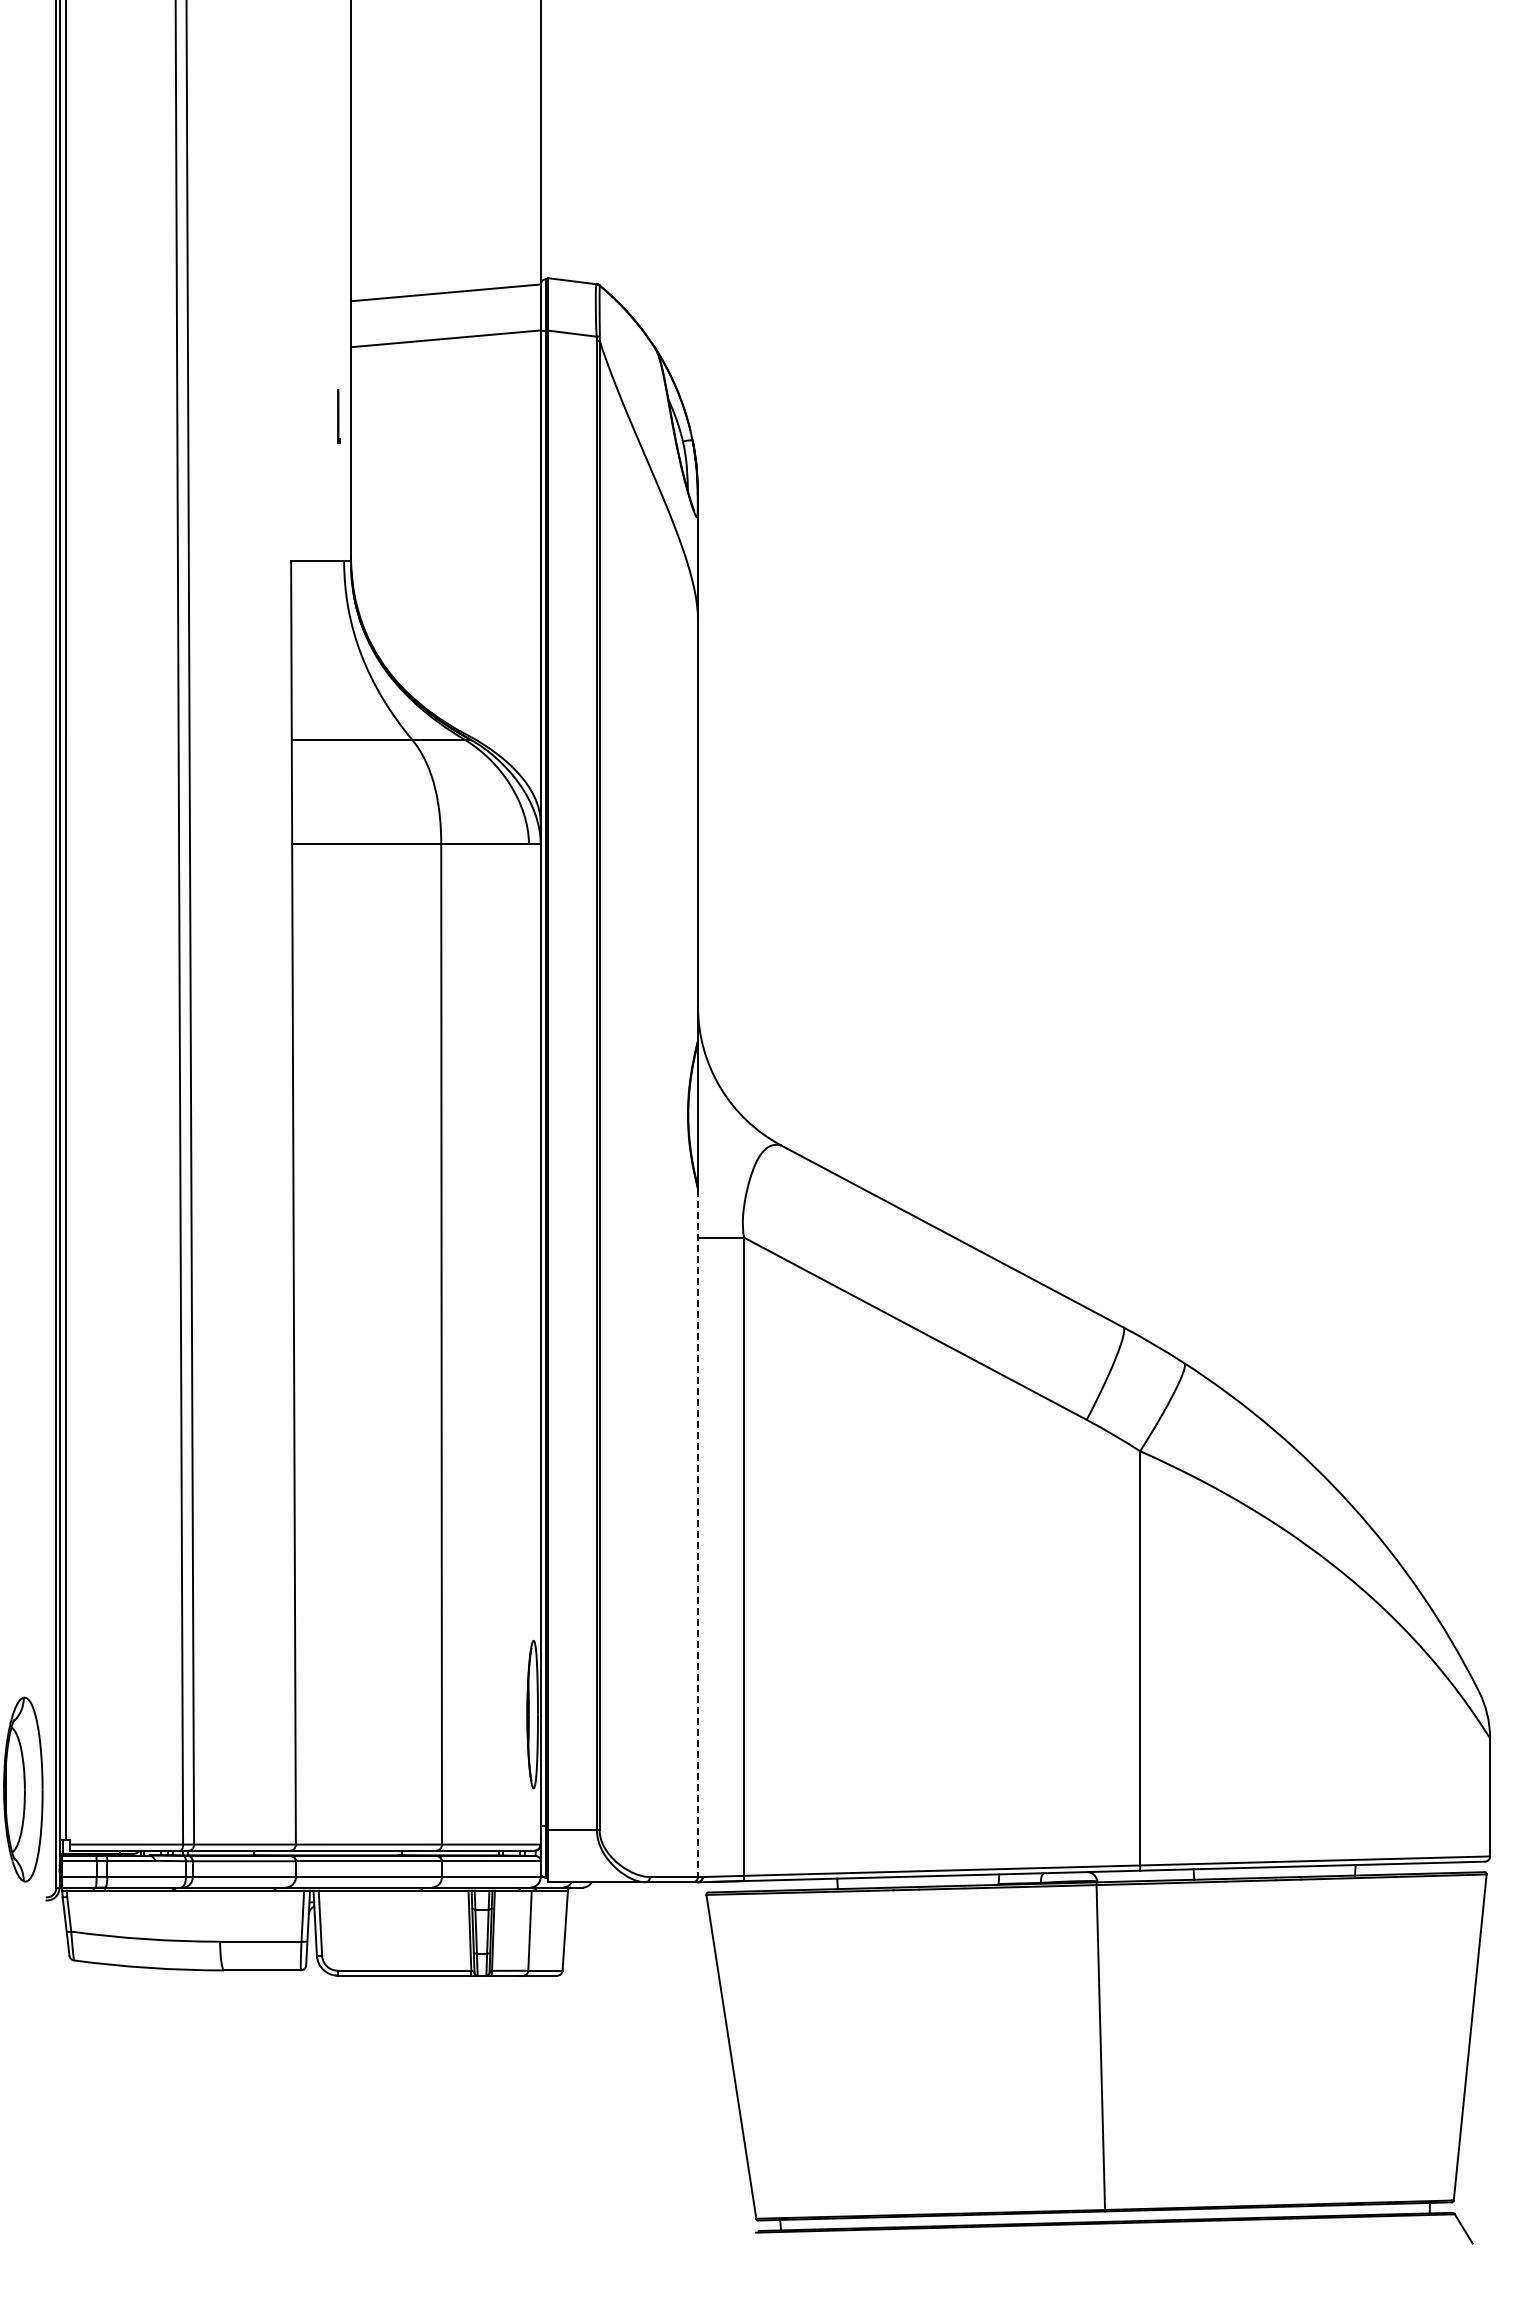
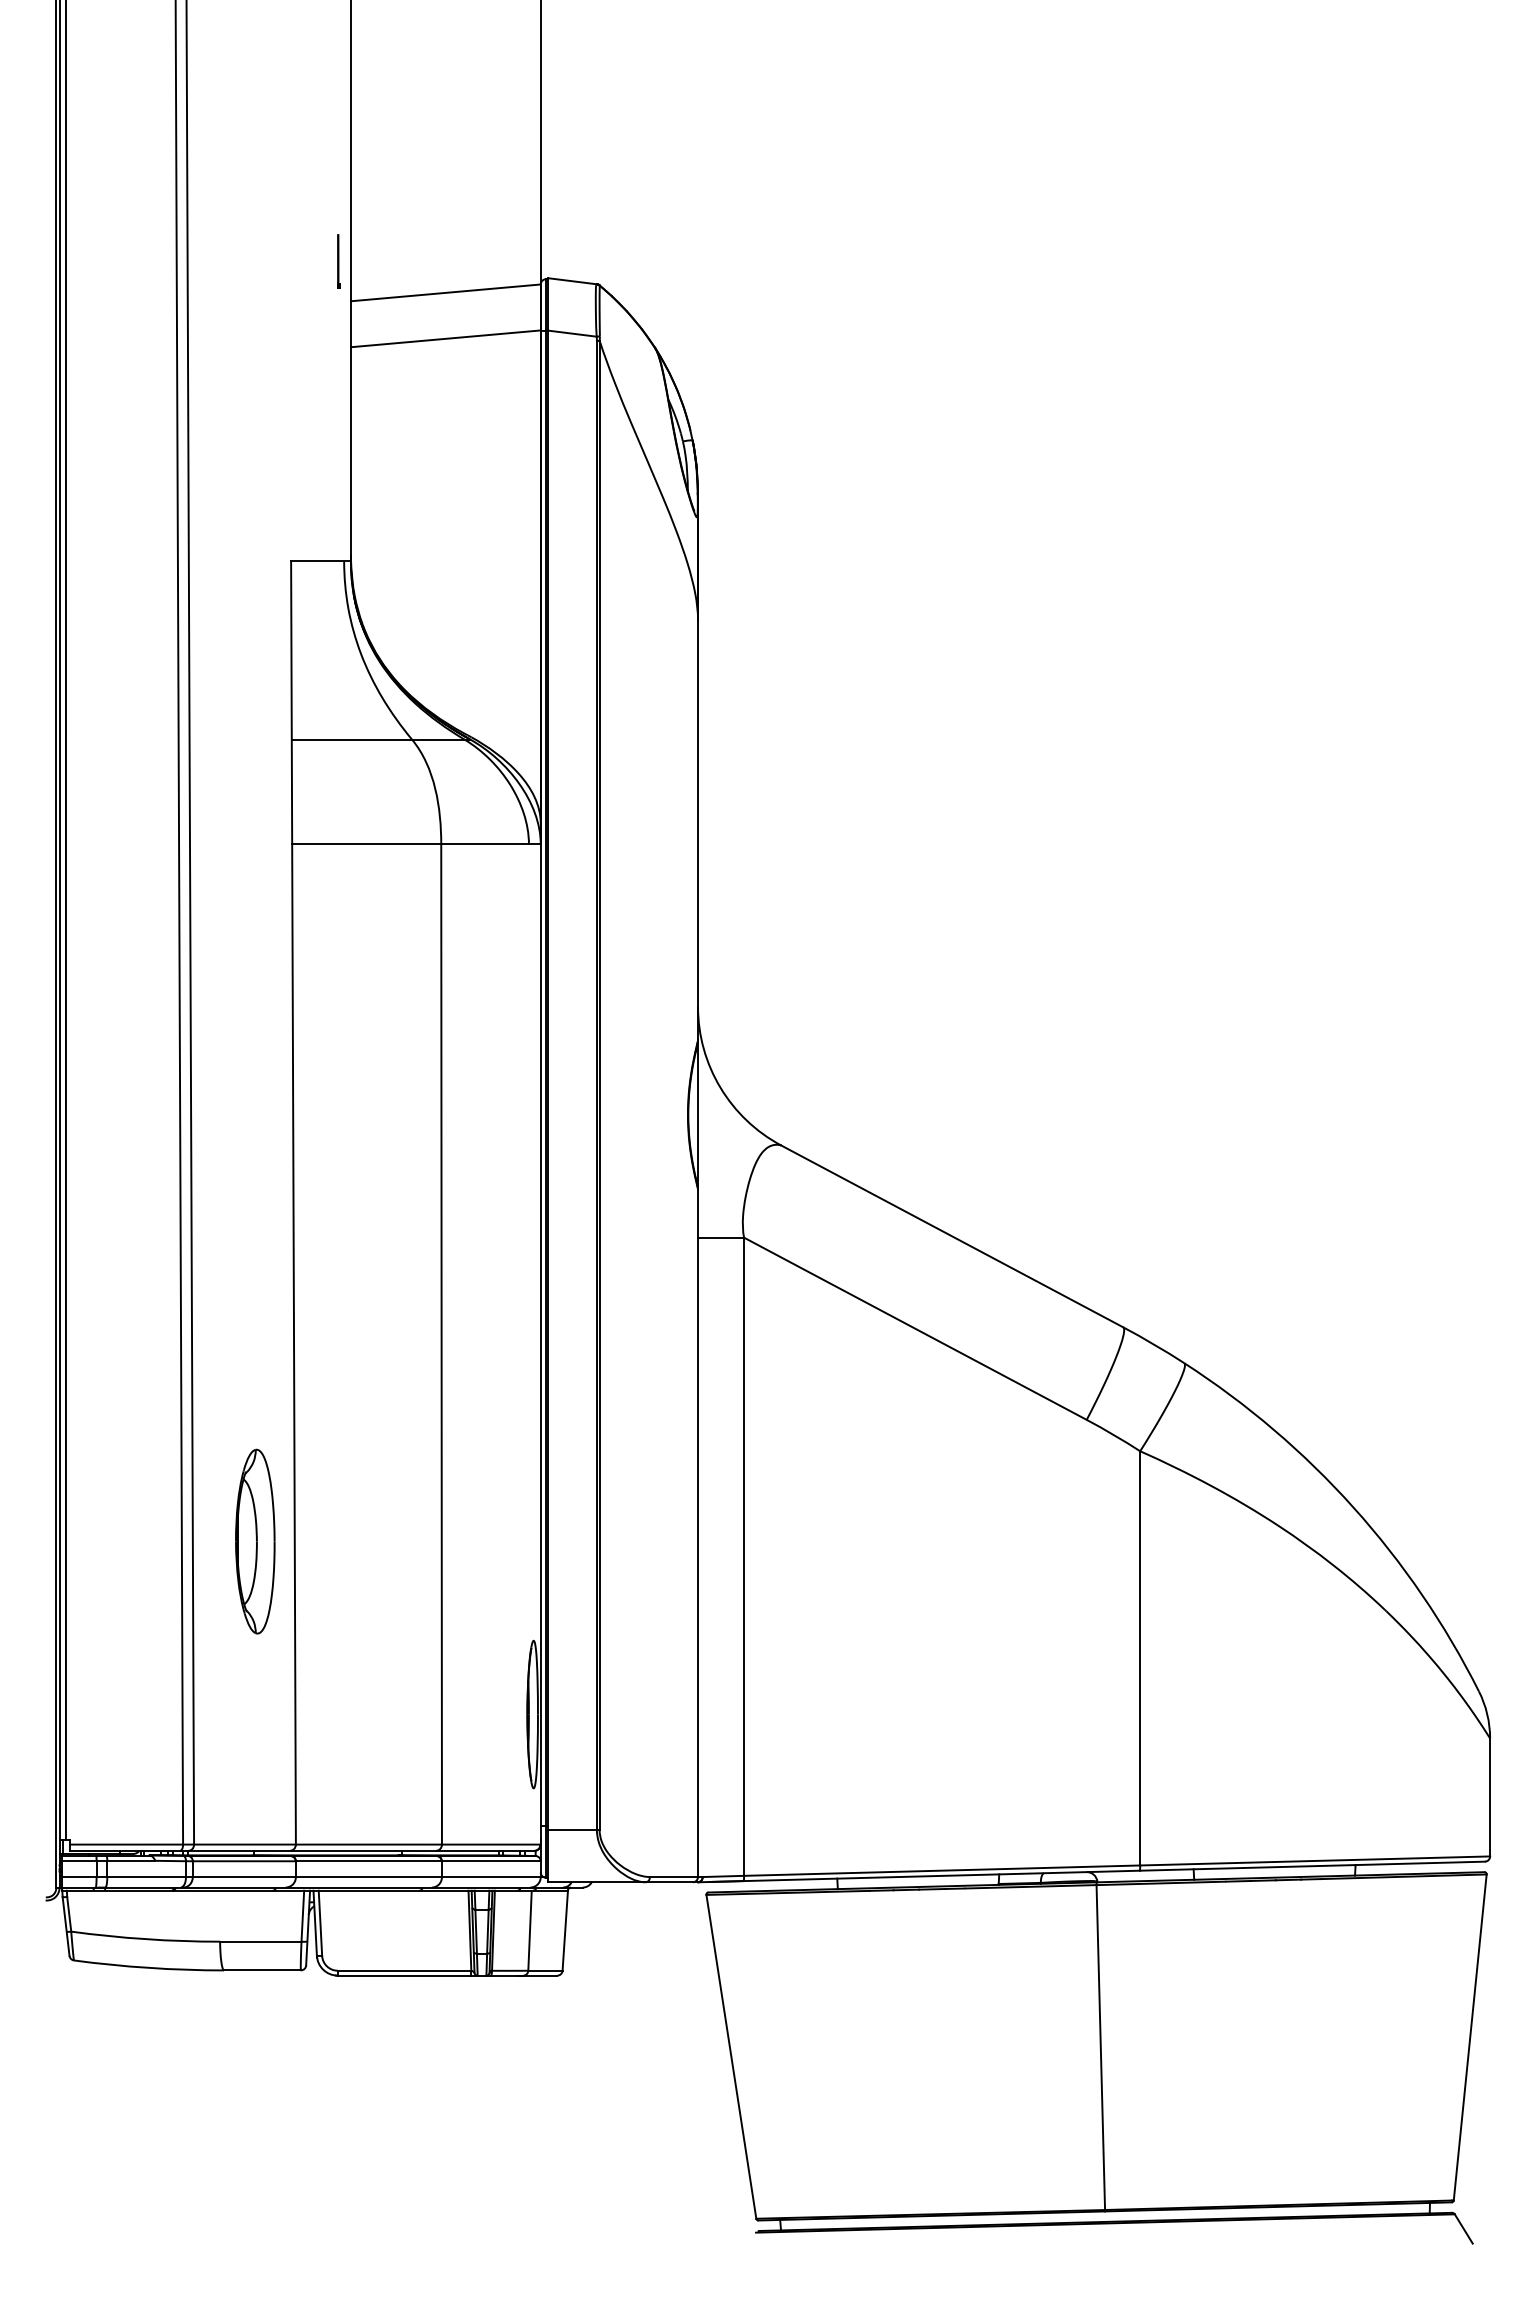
line position: (338, 416) -> (338, 261) (338, 261)
line: dashed -> solid (698, 1533)
part position: (23, 1789) -> (255, 1541) (255, 1541)
